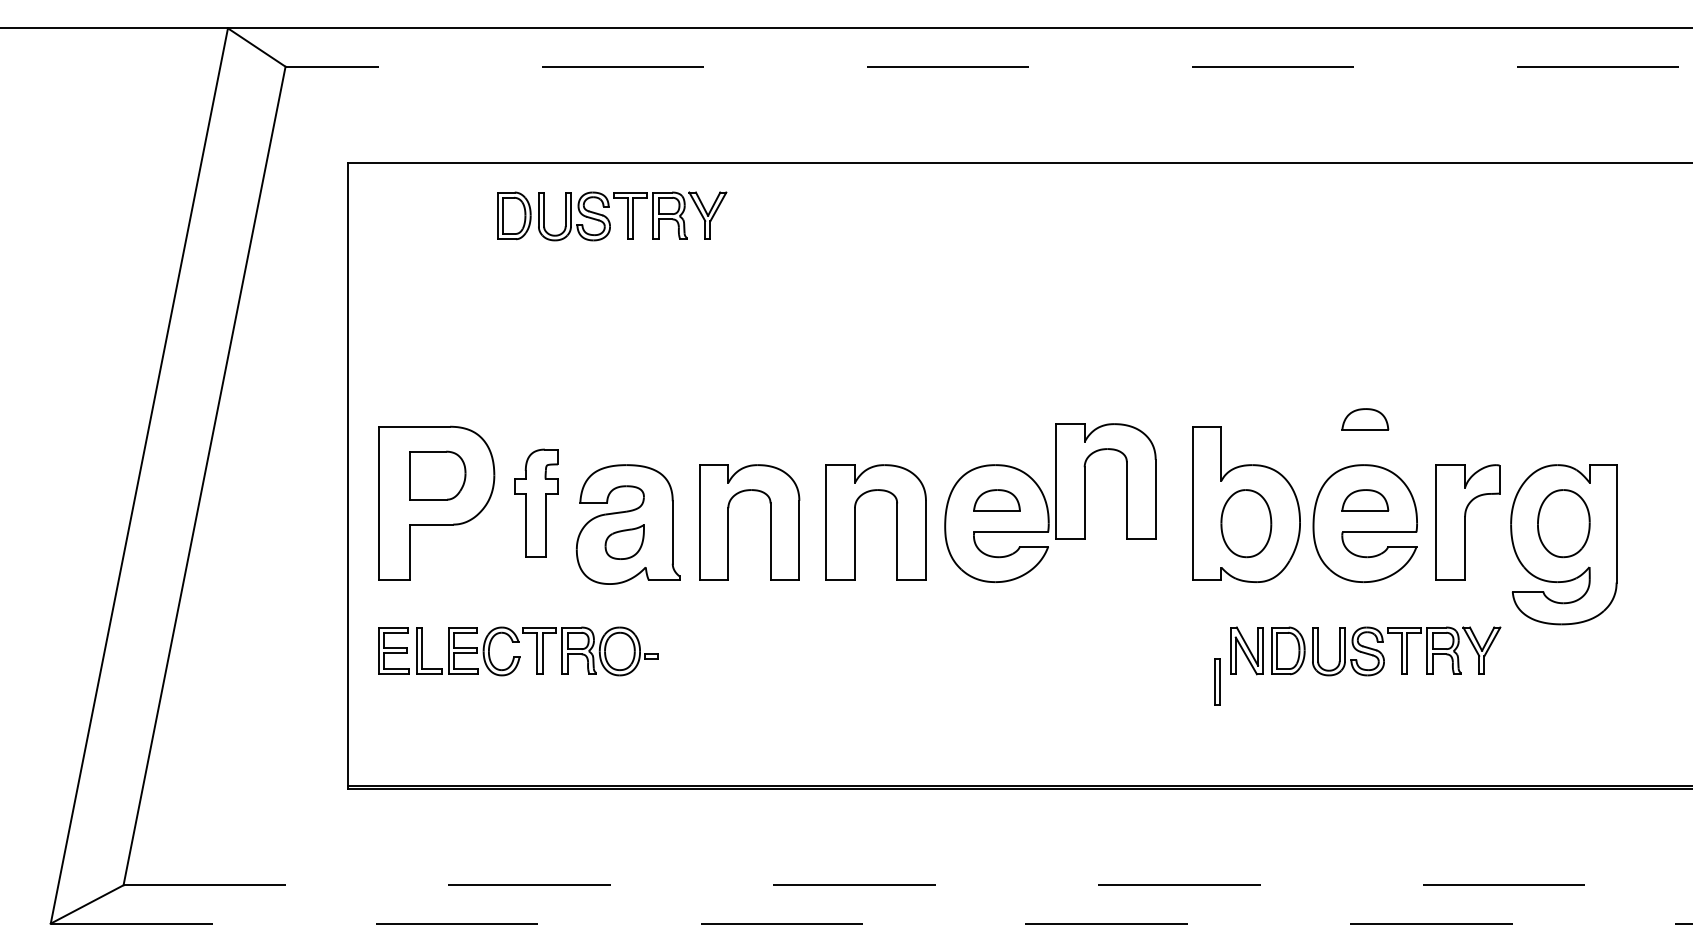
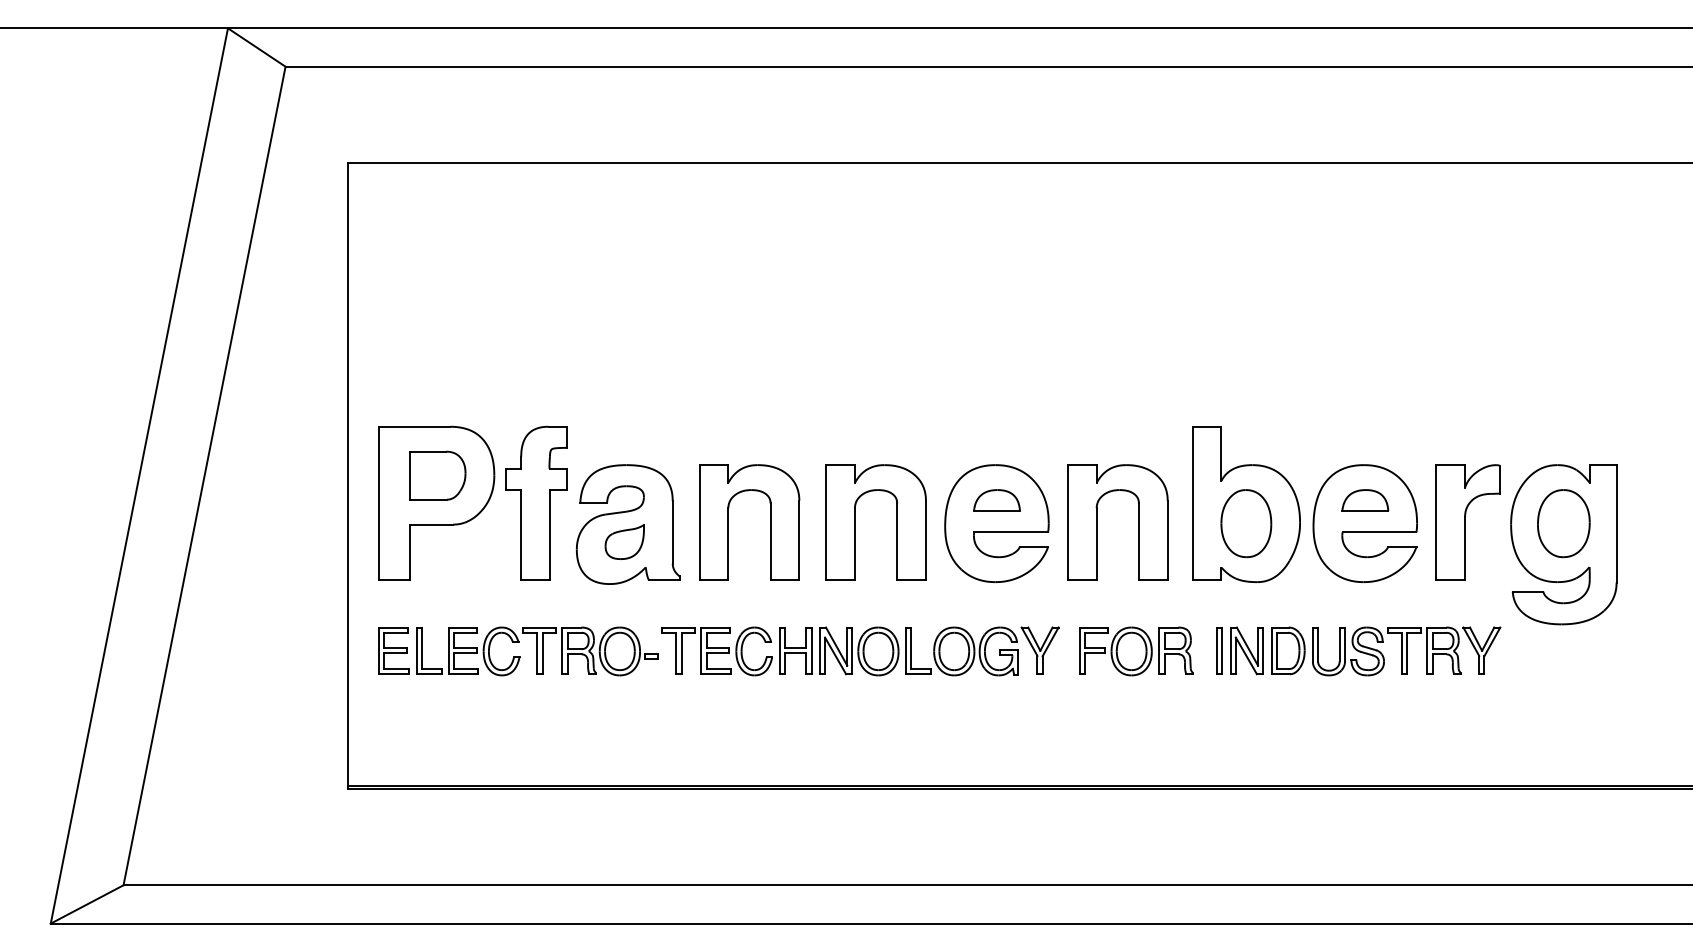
line: dashed -> solid (989, 66)
part: present -> none (612, 216)
part: present -> none (1365, 419)
part position: (1085, 481) -> (1097, 522) (1097, 522)
part size: 45x110 px -> 63x156 px (536, 502)
part: none -> present (860, 651)
part: none -> present (1136, 651)
part position: (1217, 681) -> (1219, 650) (1219, 650)
line: dashed -> solid (908, 885)
line: dashed -> solid (871, 923)
